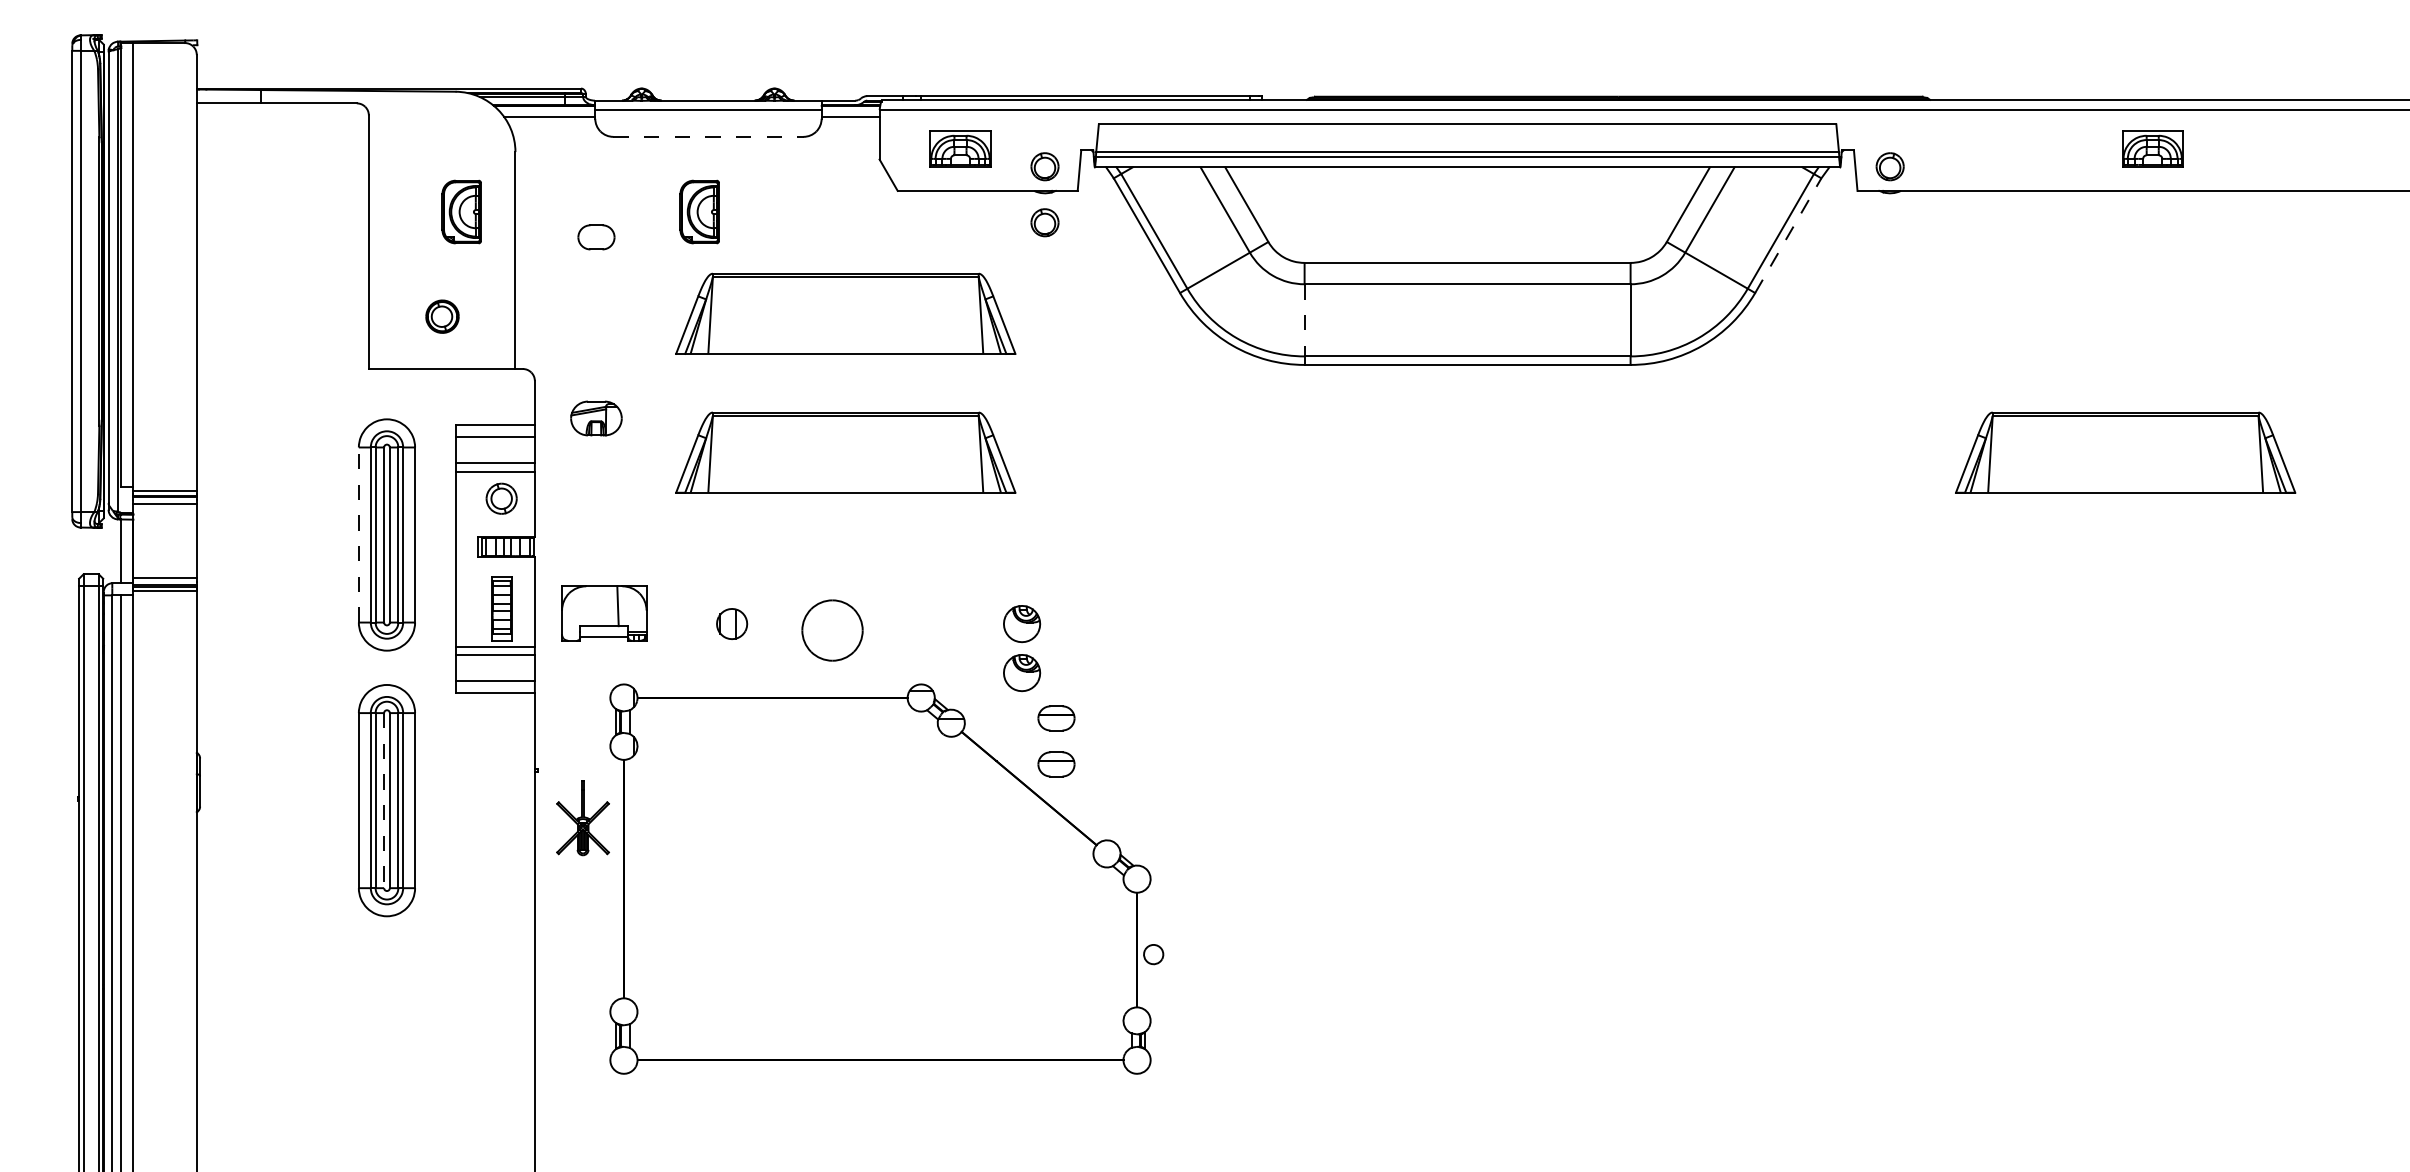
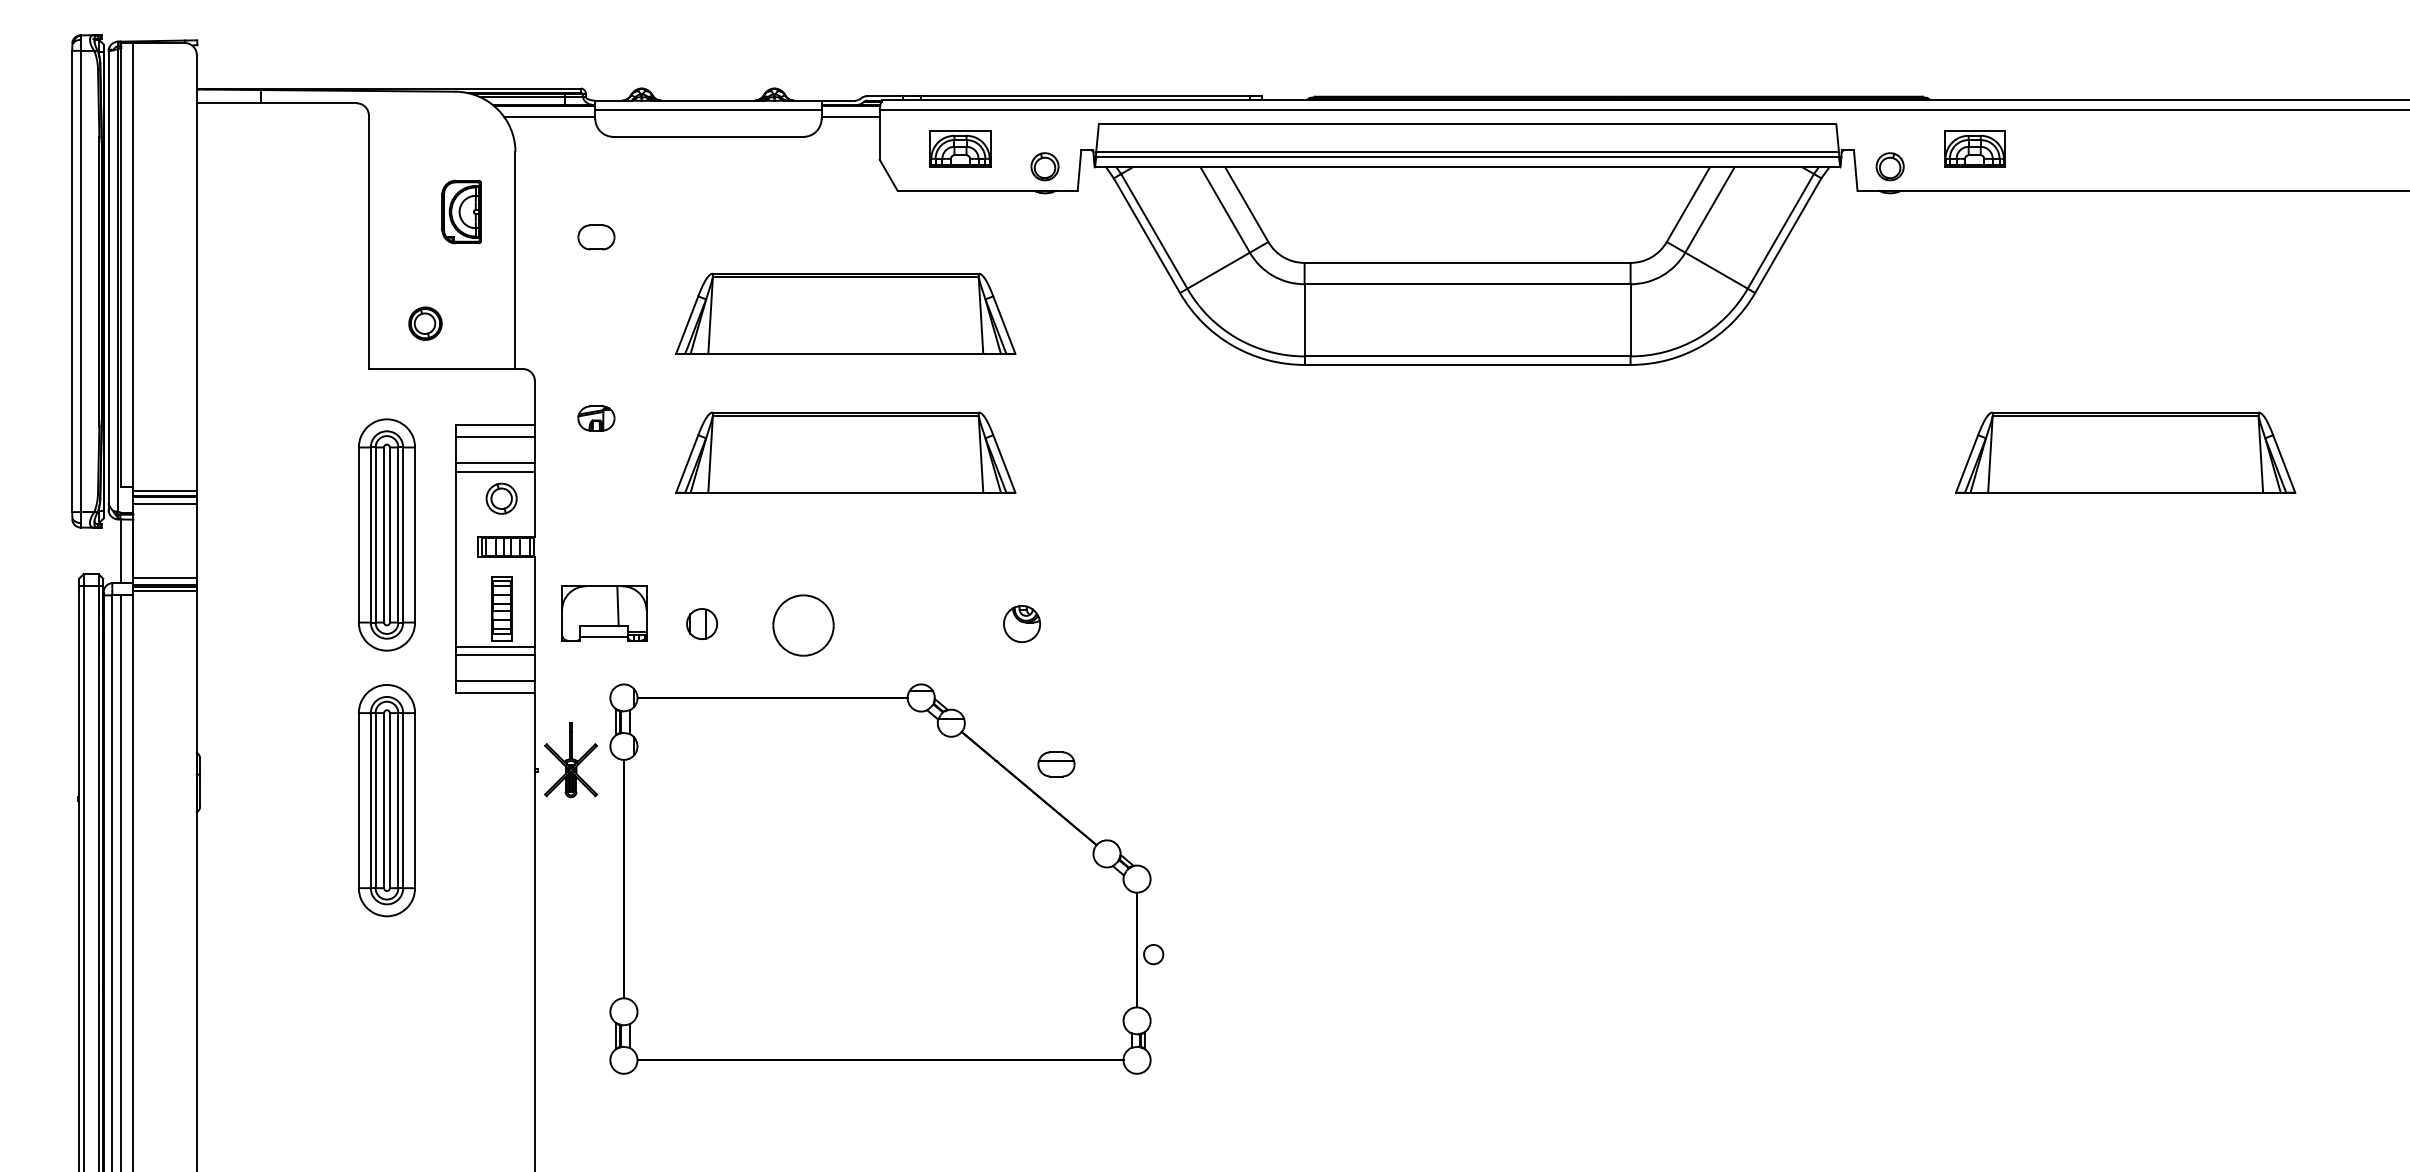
line: dashed -> solid (708, 136)
part position: (2152, 148) -> (1974, 148) (1974, 148)
part: present -> none (699, 211)
part: present -> none (1044, 222)
line: dashed -> solid (1788, 235)
part position: (442, 316) -> (425, 323) (425, 323)
line: dashed -> solid (1304, 320)
part size: 53x37 px -> 39x27 px (596, 418)
line: dashed -> solid (358, 535)
part position: (732, 623) -> (702, 623) (702, 623)
part position: (832, 630) -> (803, 625) (803, 625)
part: present -> none (1022, 673)
part: present -> none (1056, 718)
line: dashed -> solid (384, 800)
part position: (582, 818) -> (570, 760) (570, 760)
